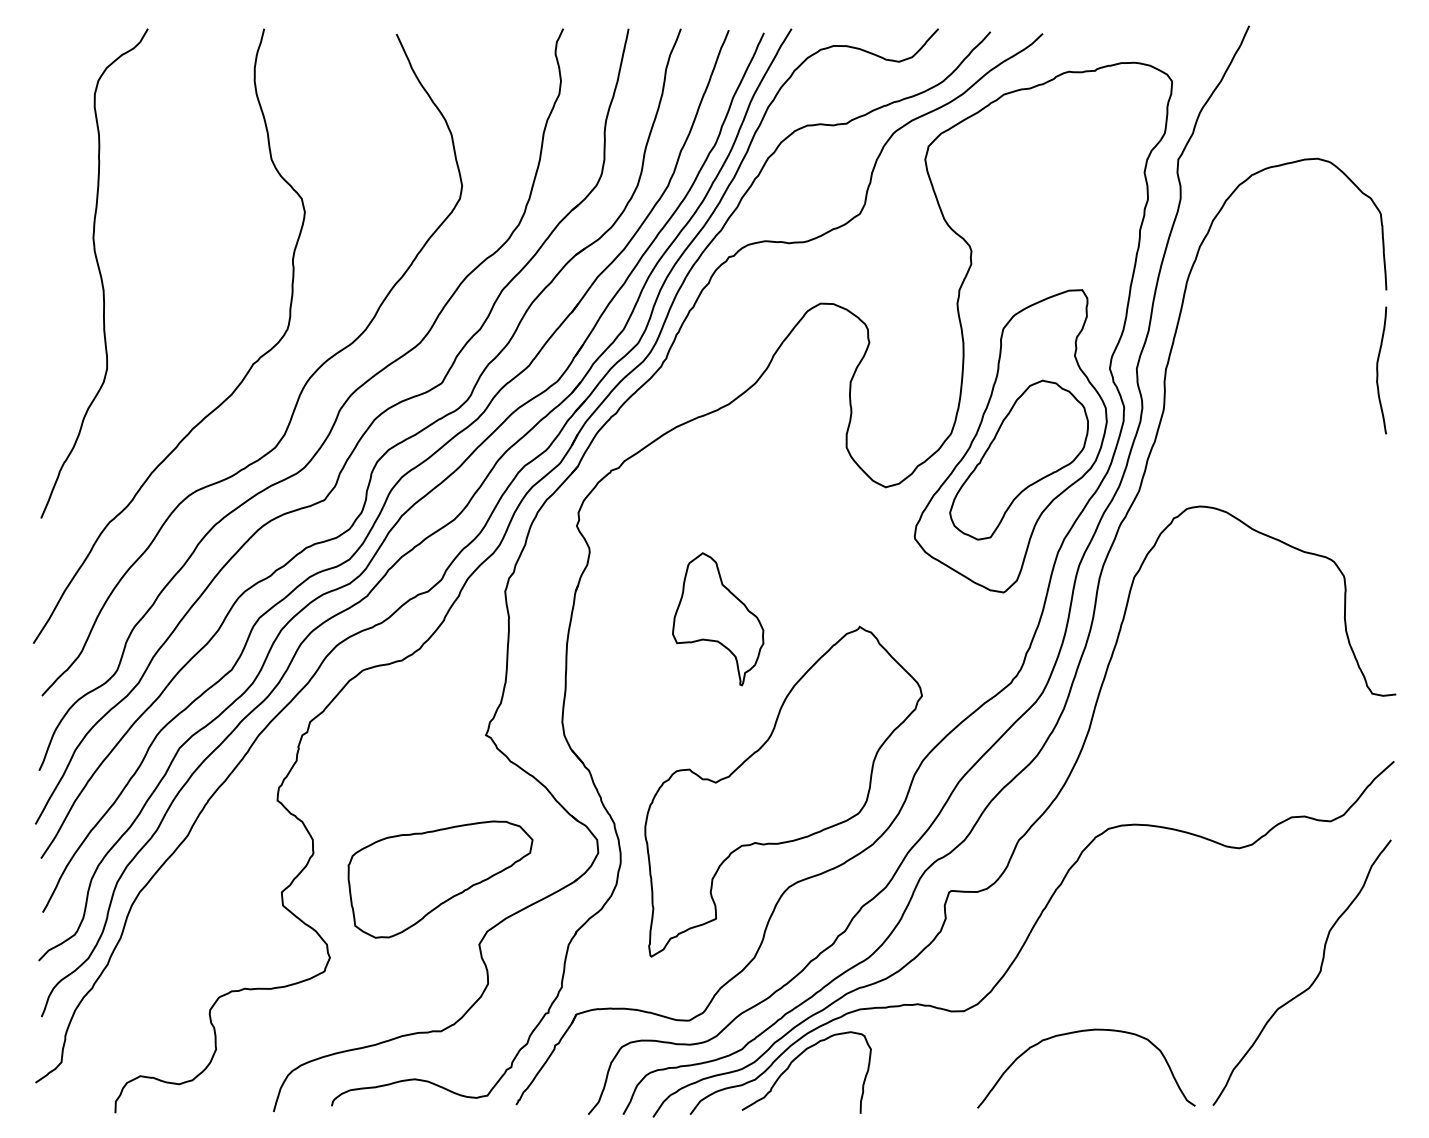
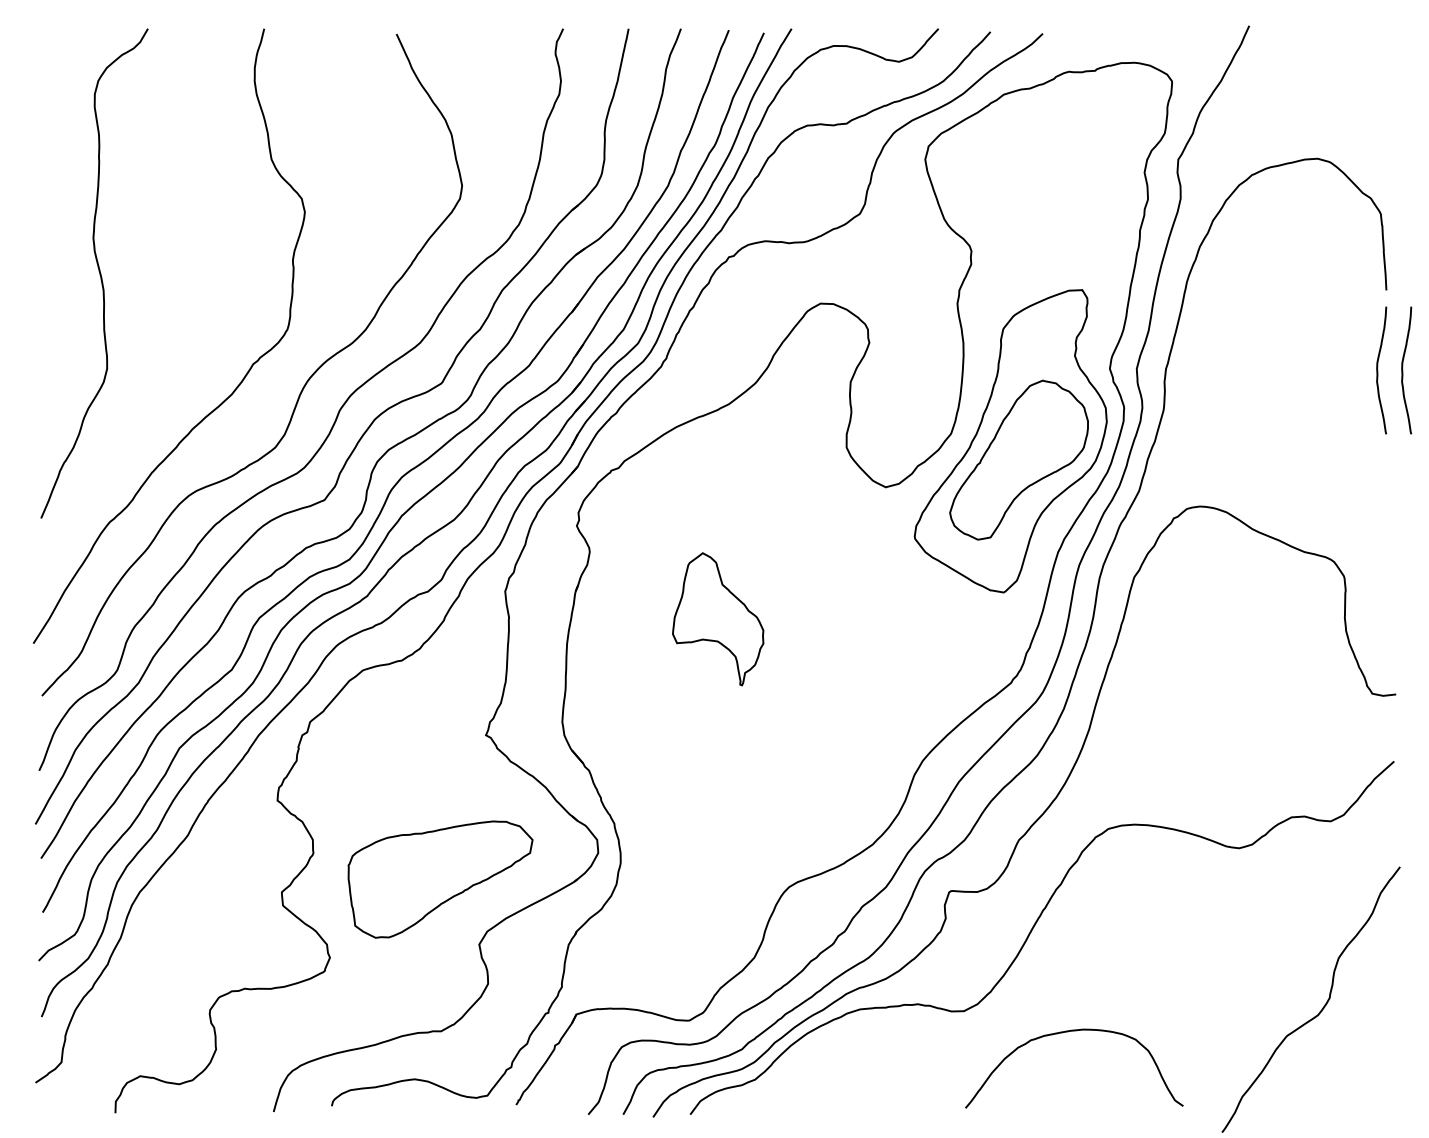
curve: none -> present (1403, 370)
part: present -> none (783, 791)
curve position: (1313, 980) -> (1322, 1007) (1322, 1007)
curve position: (1080, 1032) -> (1068, 1032) (1068, 1032)
curve: present -> none (796, 1059)
